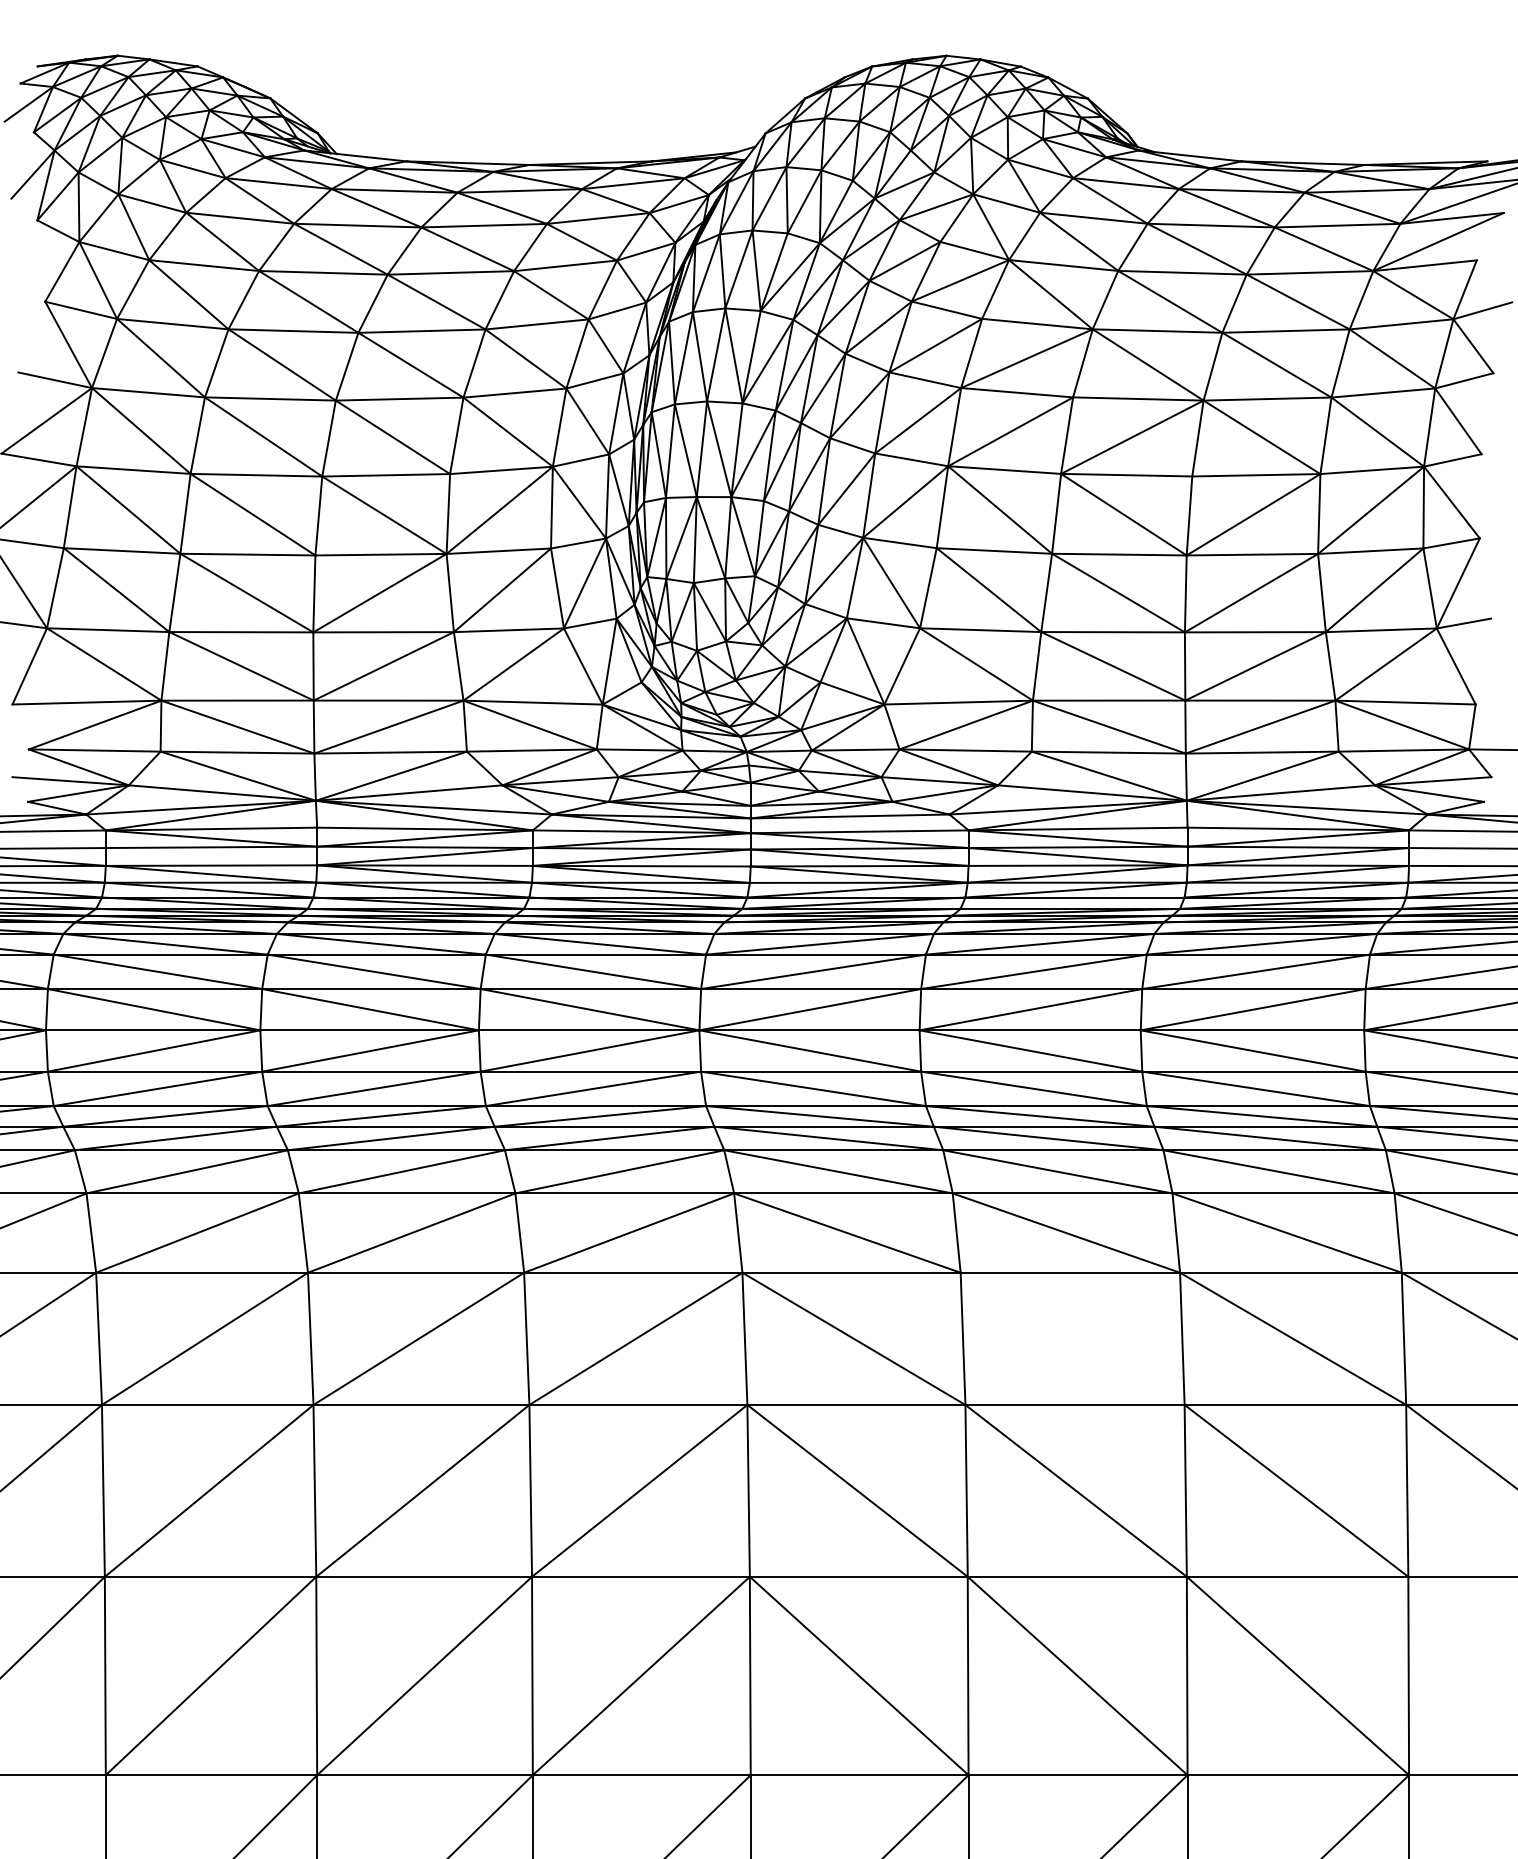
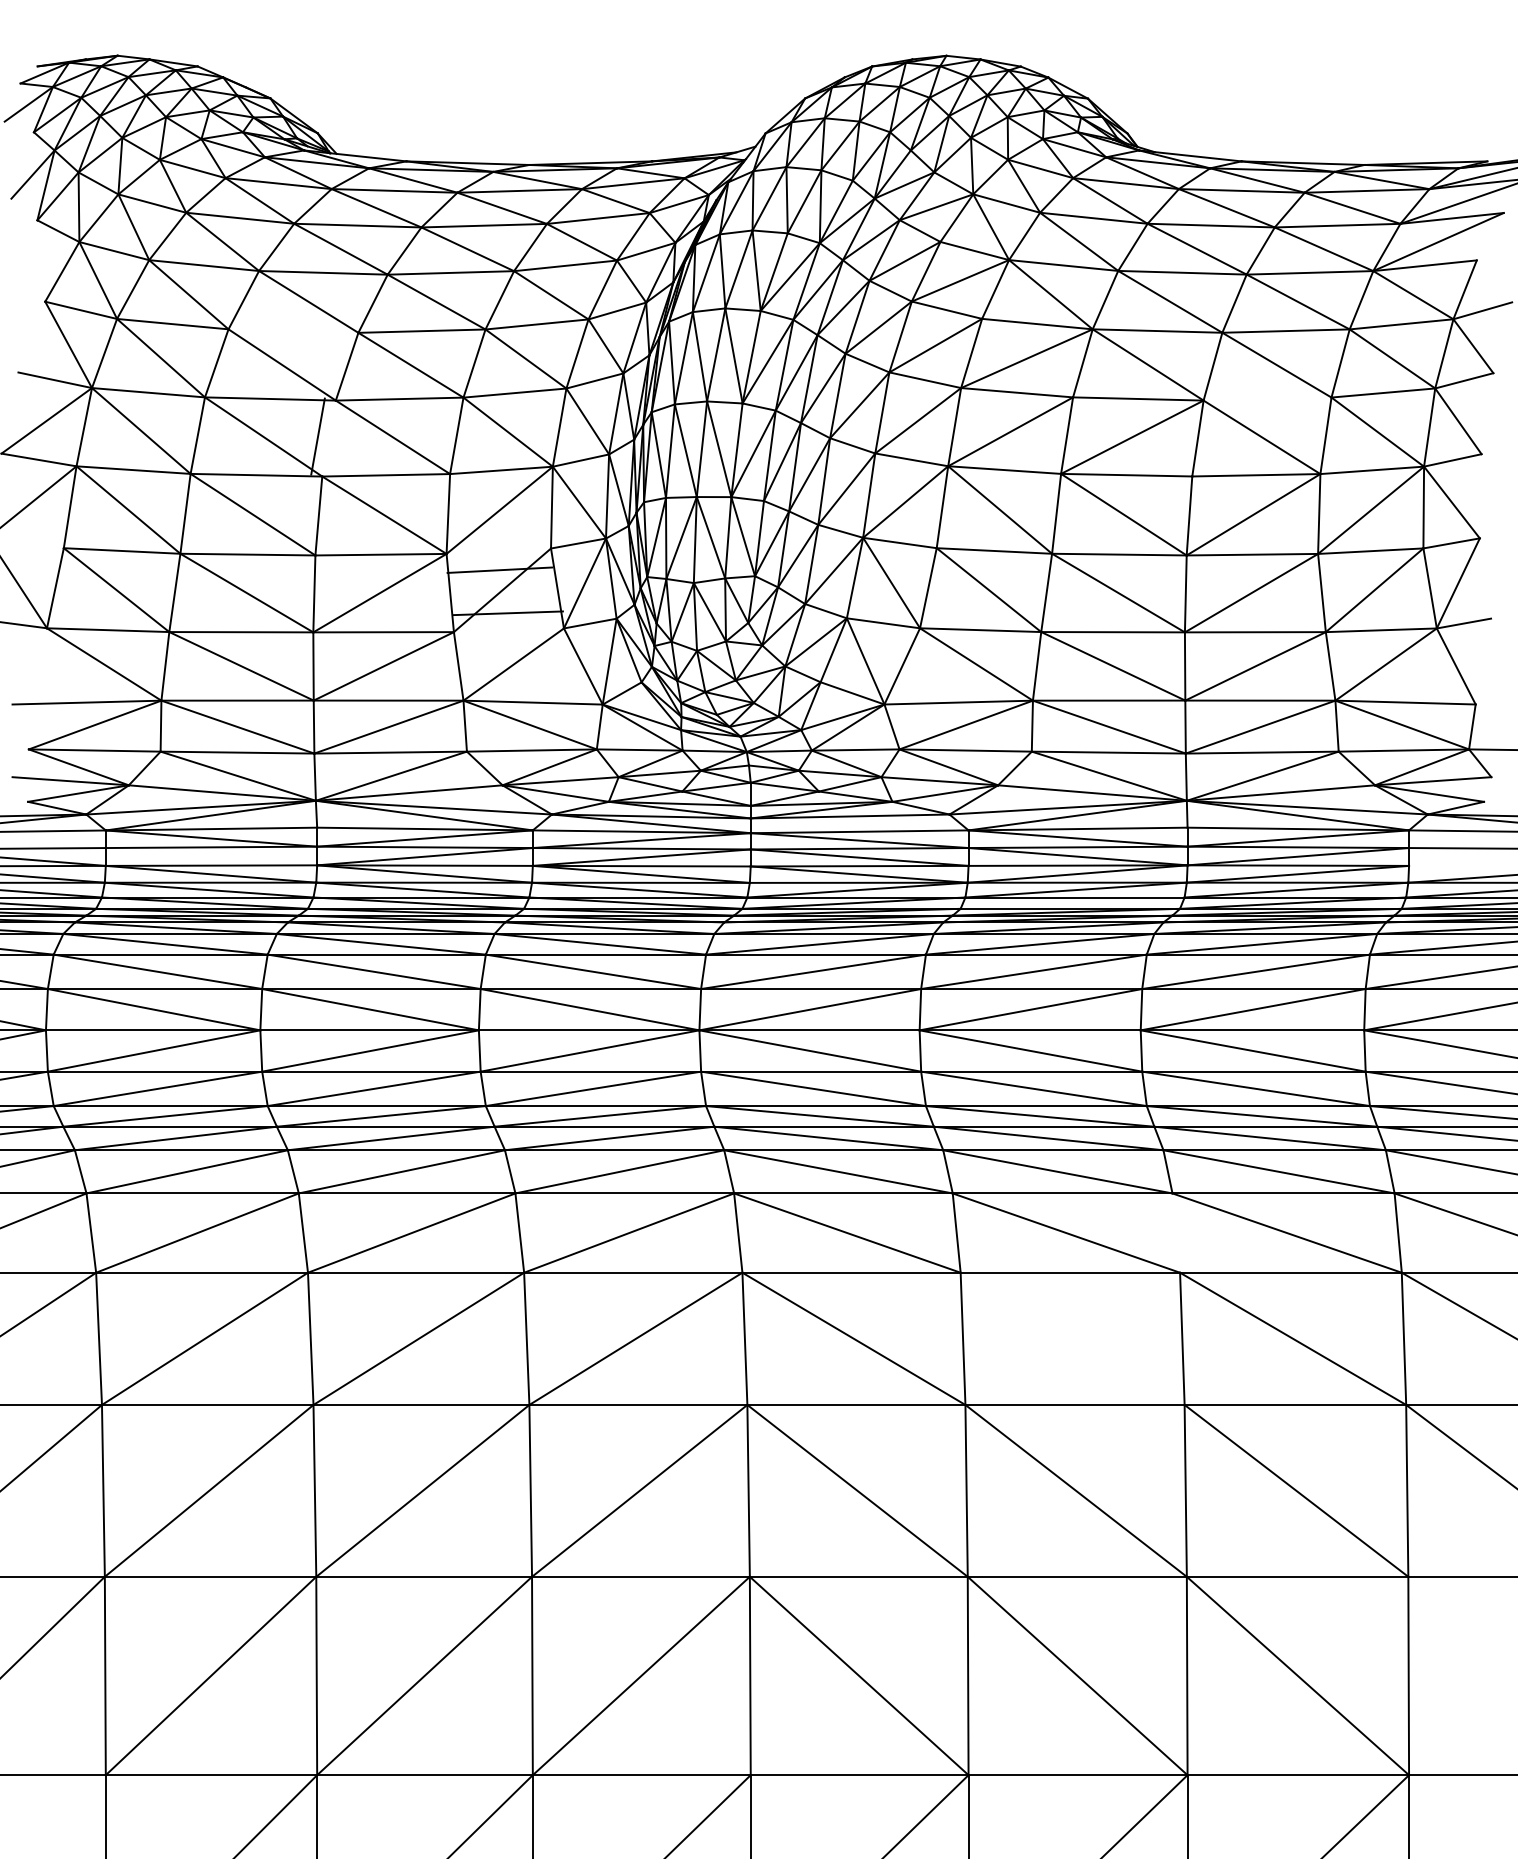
line: present -> none (293, 330)
line: present -> none (1267, 398)
line position: (328, 438) -> (317, 436) (317, 436)
line: present -> none (32, 543)
line position: (498, 550) -> (499, 569) (499, 569)
line position: (508, 630) -> (507, 613) (507, 613)
line: present -> none (29, 666)
line: present -> none (1461, 865)
line: present -> none (1176, 1232)
